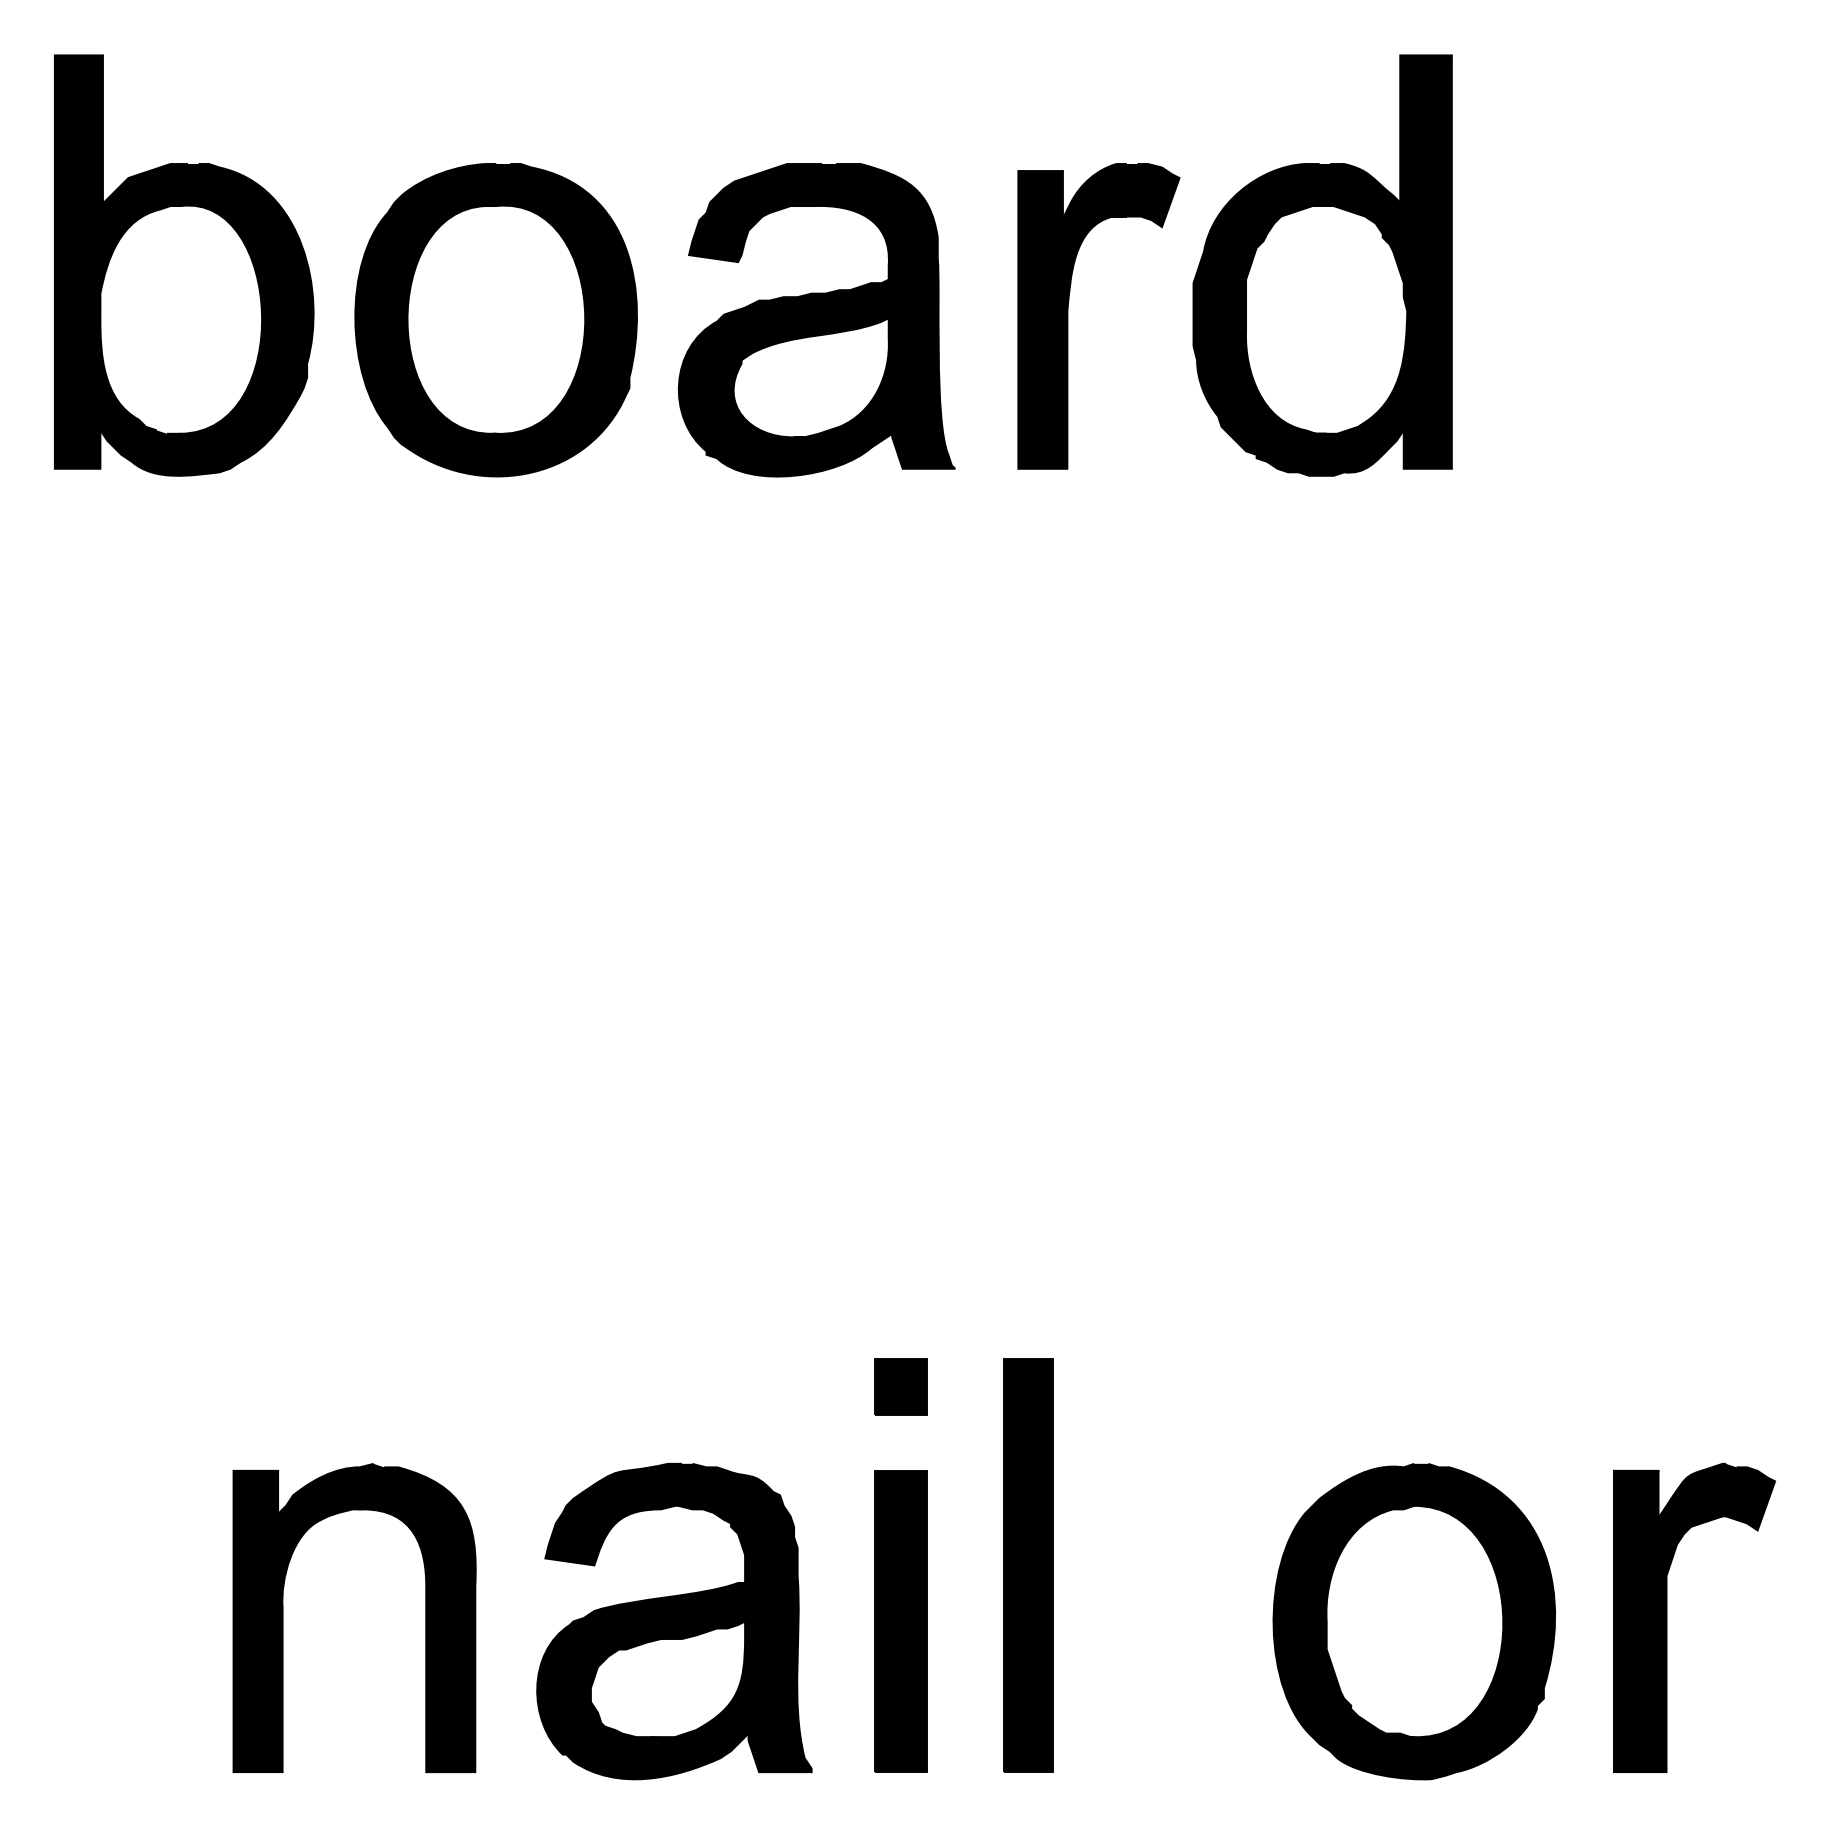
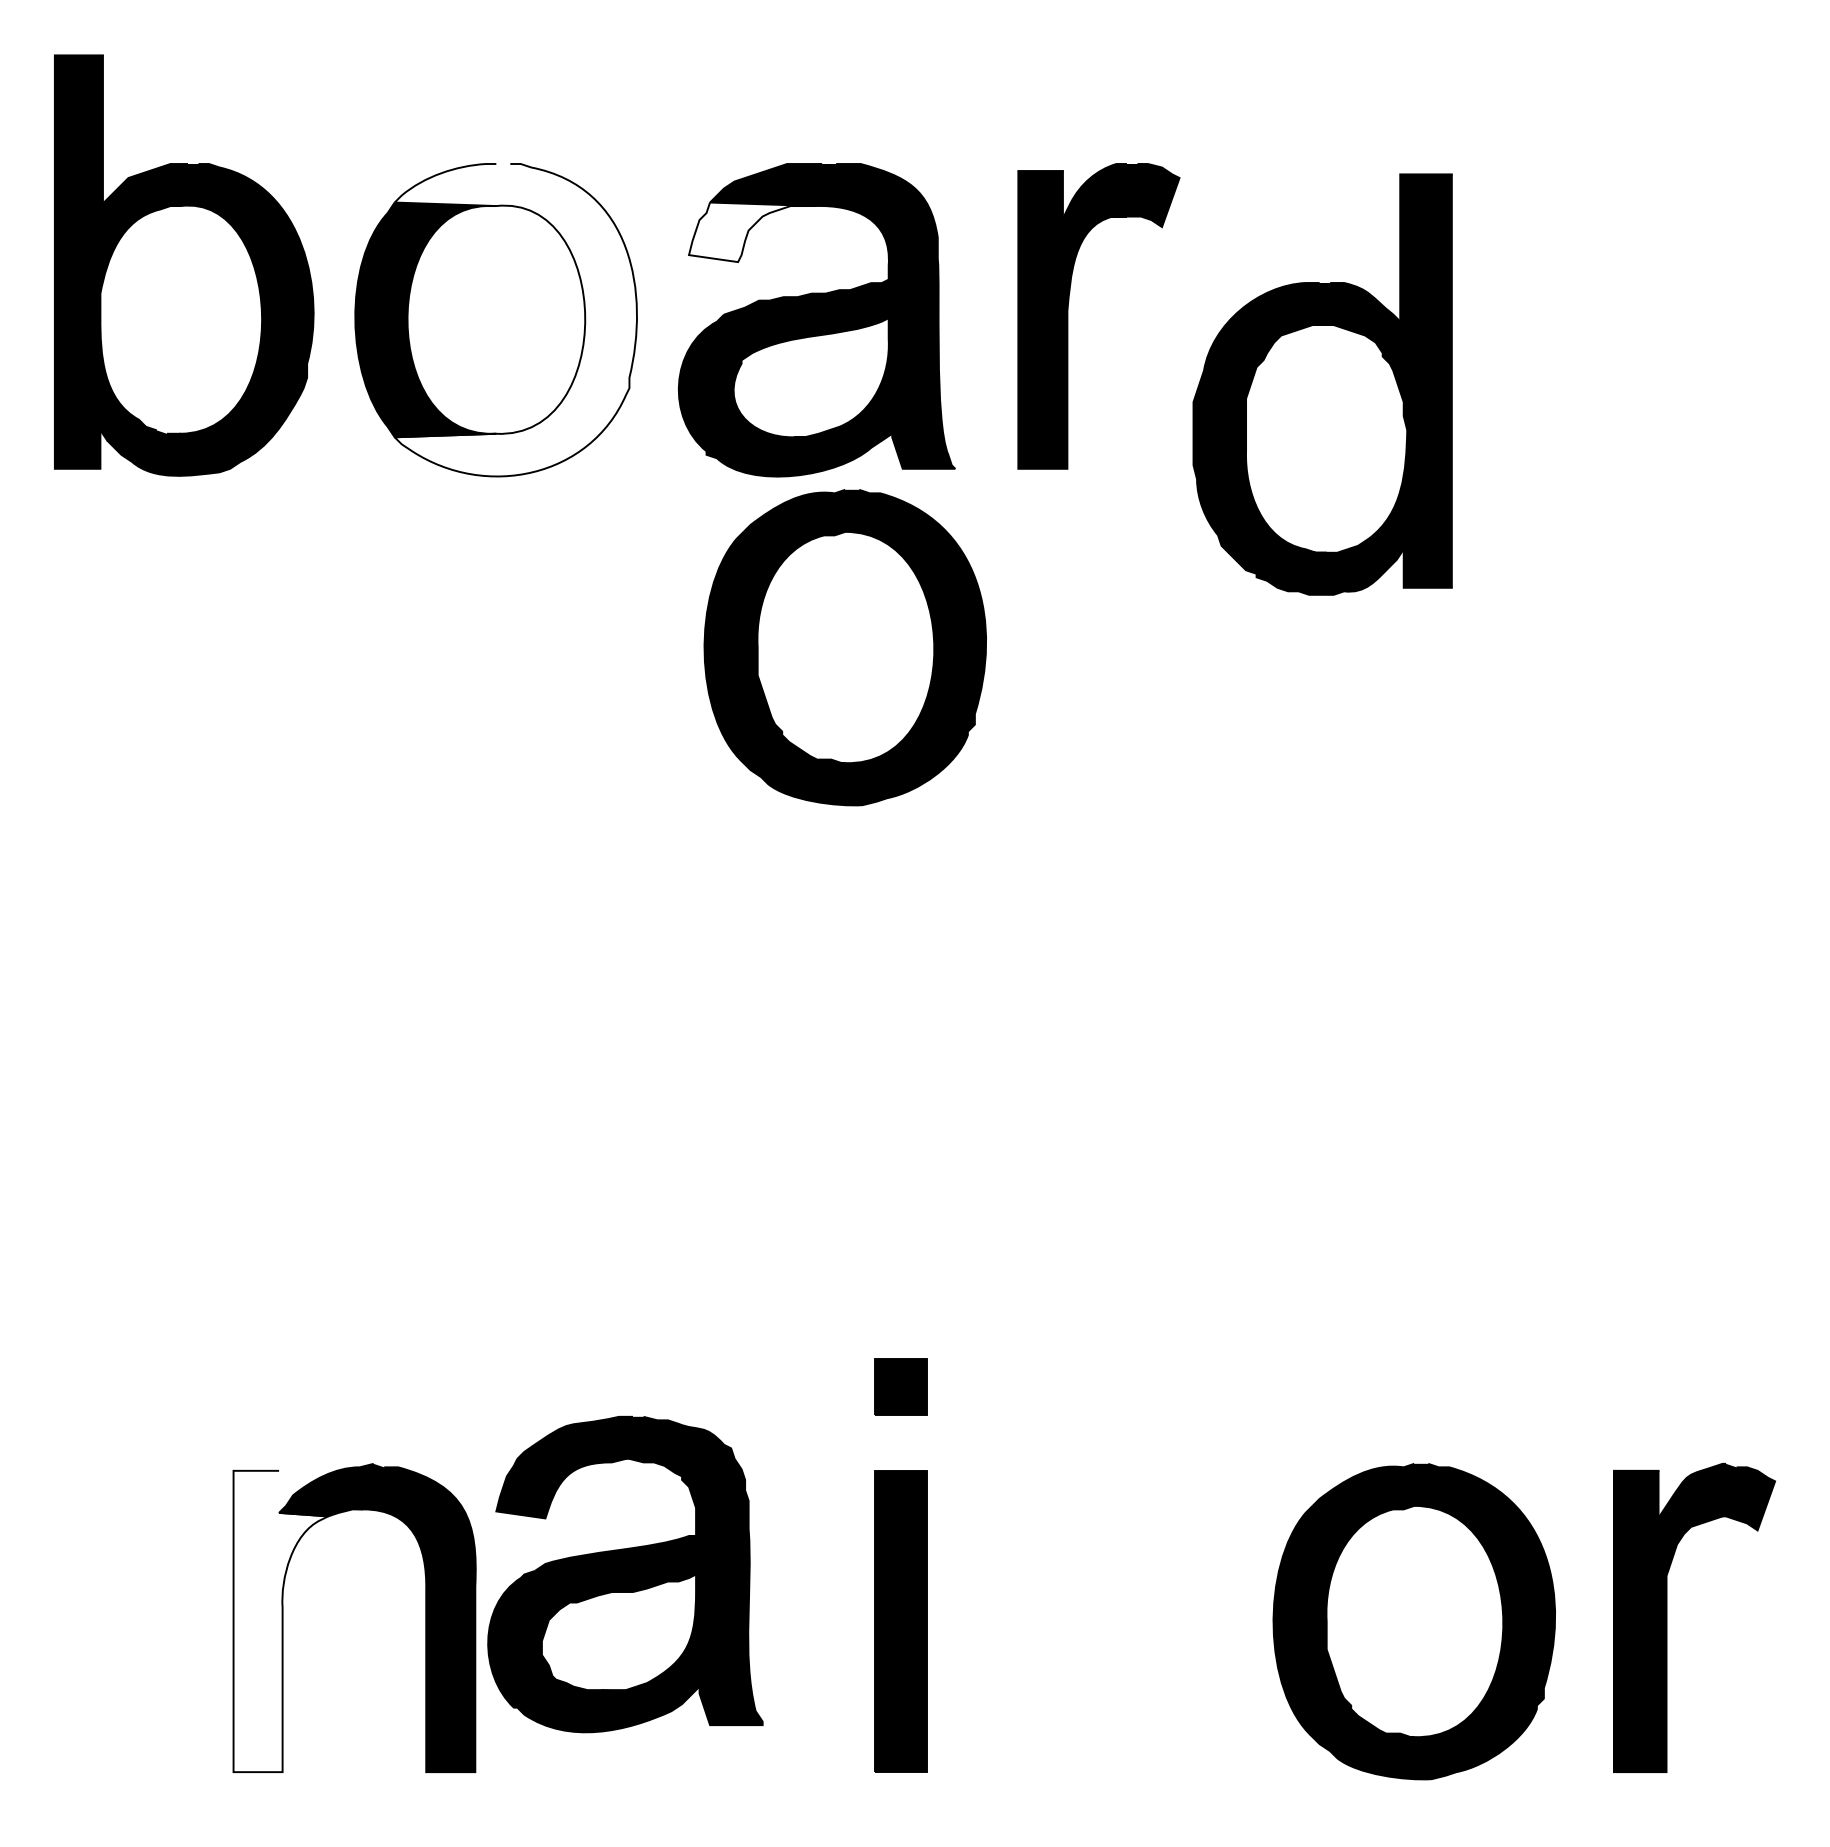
fill: present -> none (752, 232)
part position: (1322, 265) -> (1322, 384) (1322, 384)
fill: present -> none (515, 320)
part: none -> present (844, 647)
part: present -> none (1028, 1565)
fill: present -> none (280, 1621)
part position: (674, 1621) -> (625, 1574) (625, 1574)
